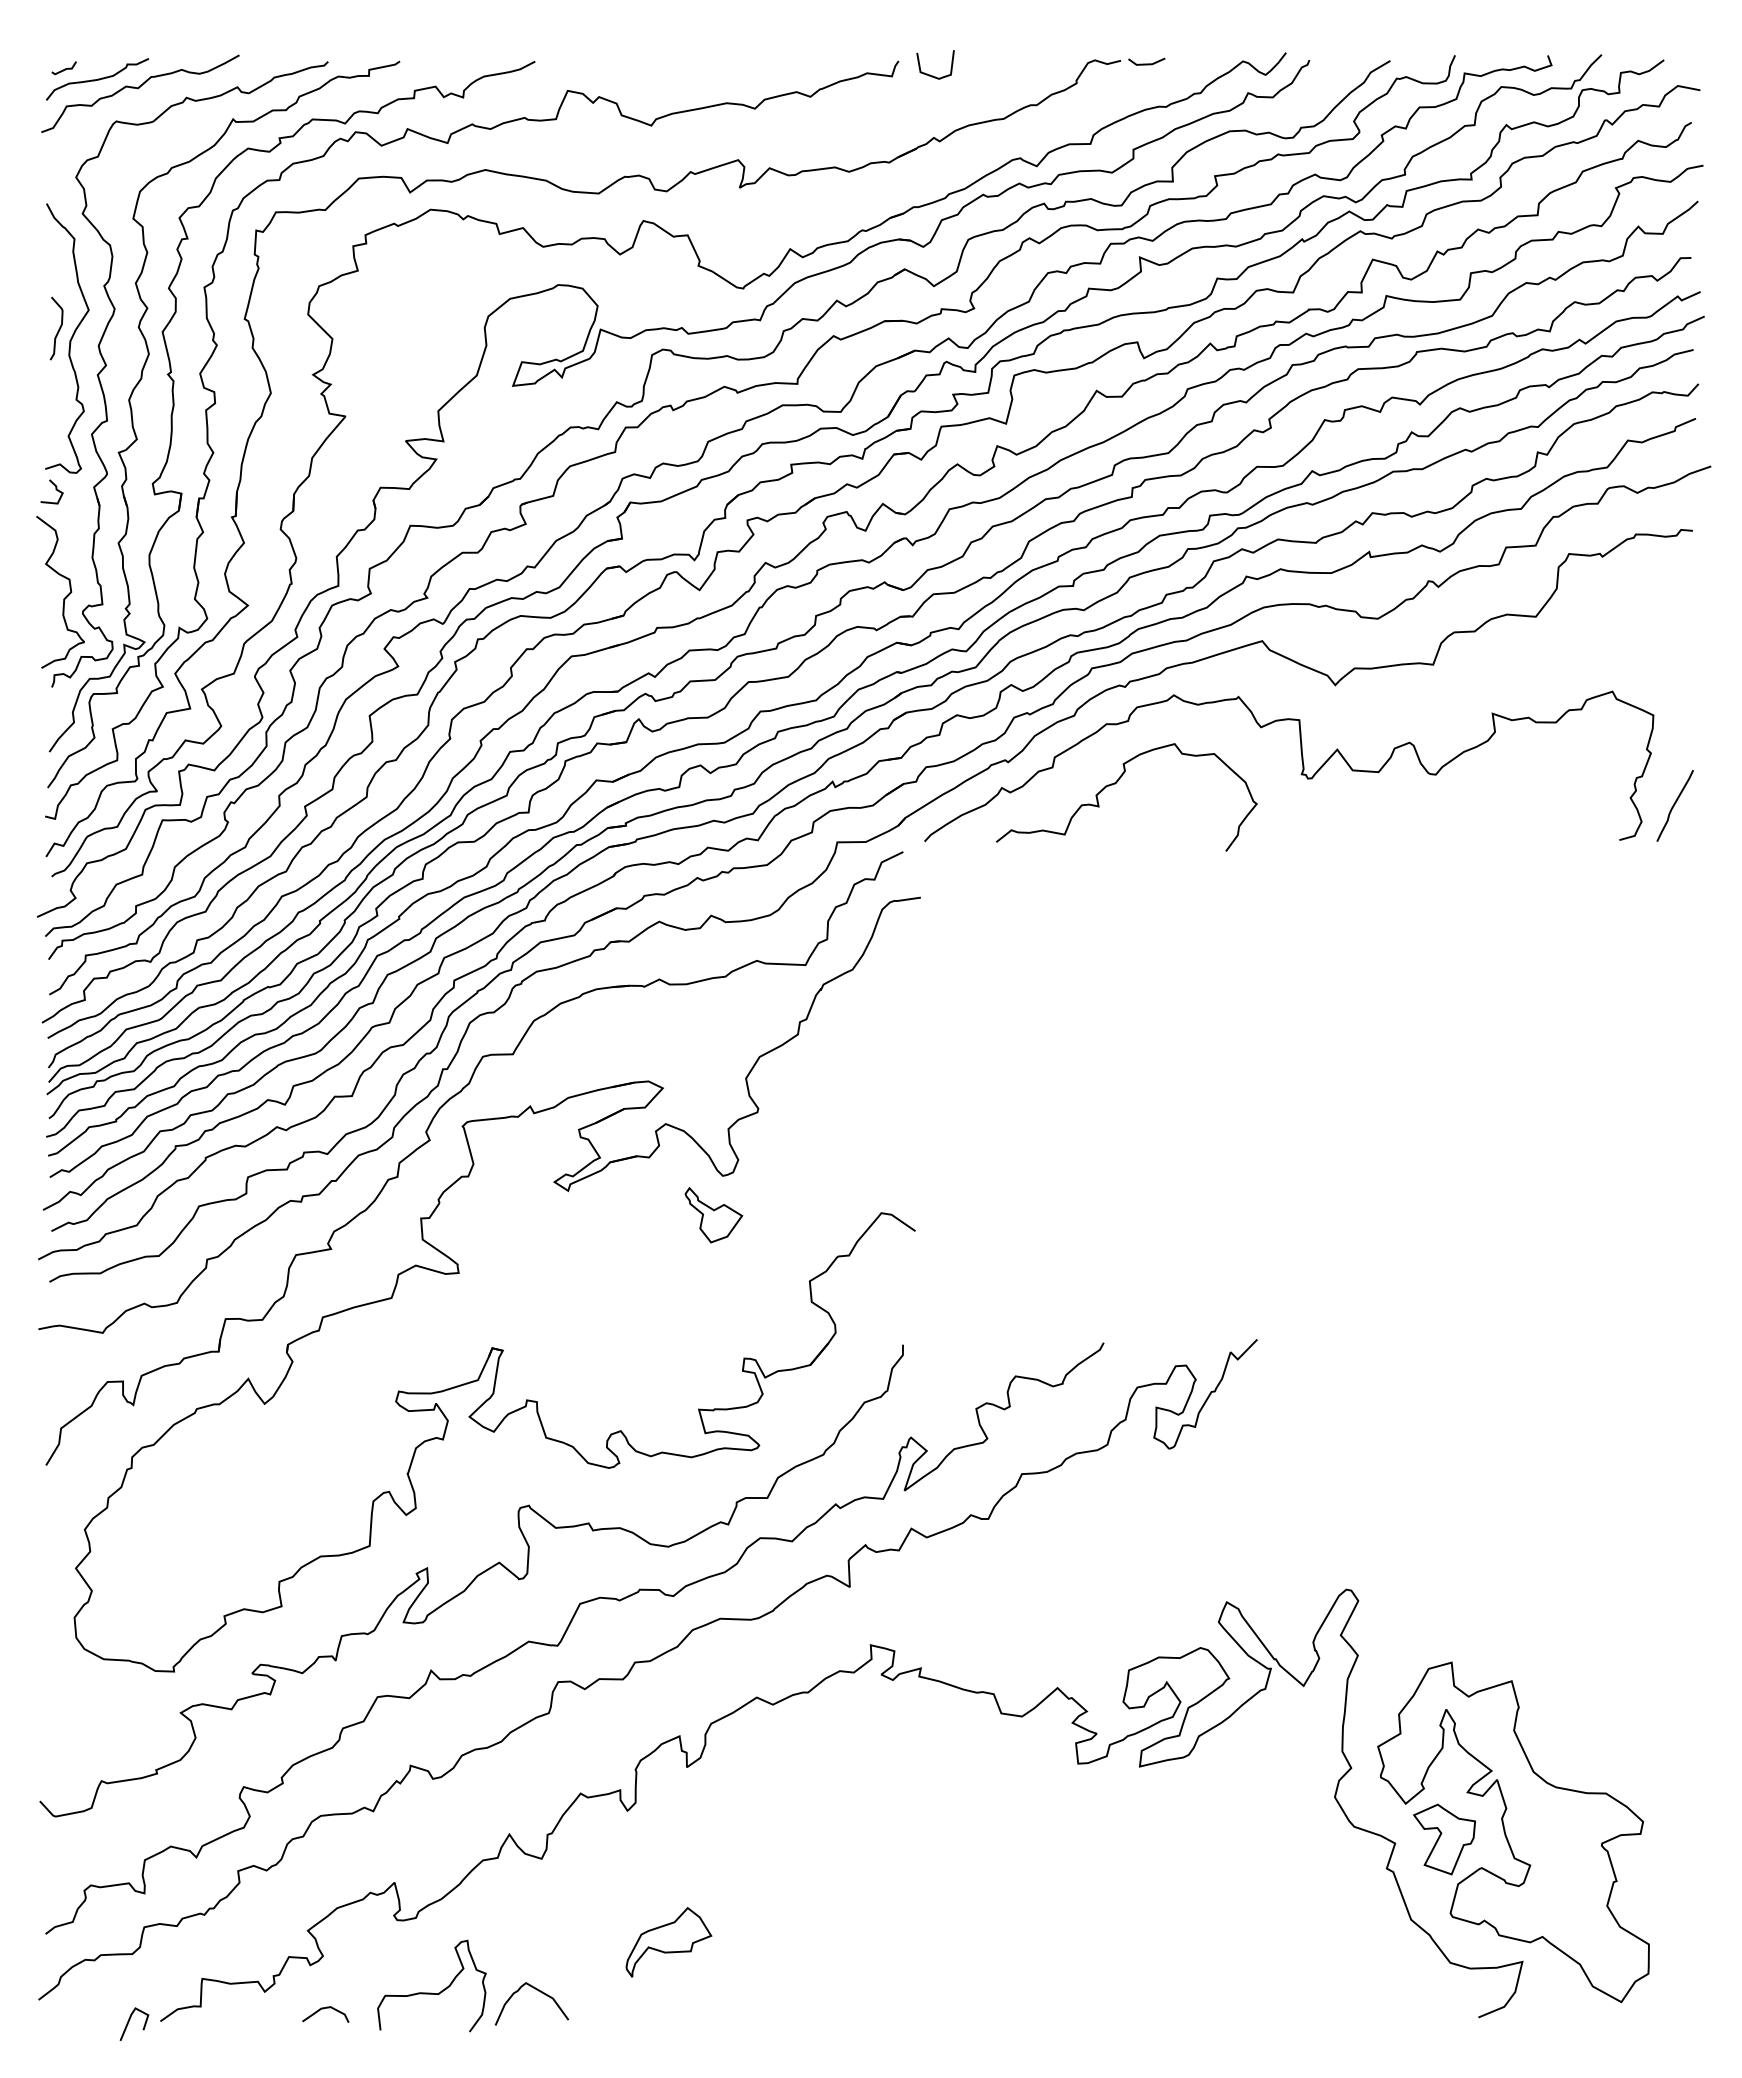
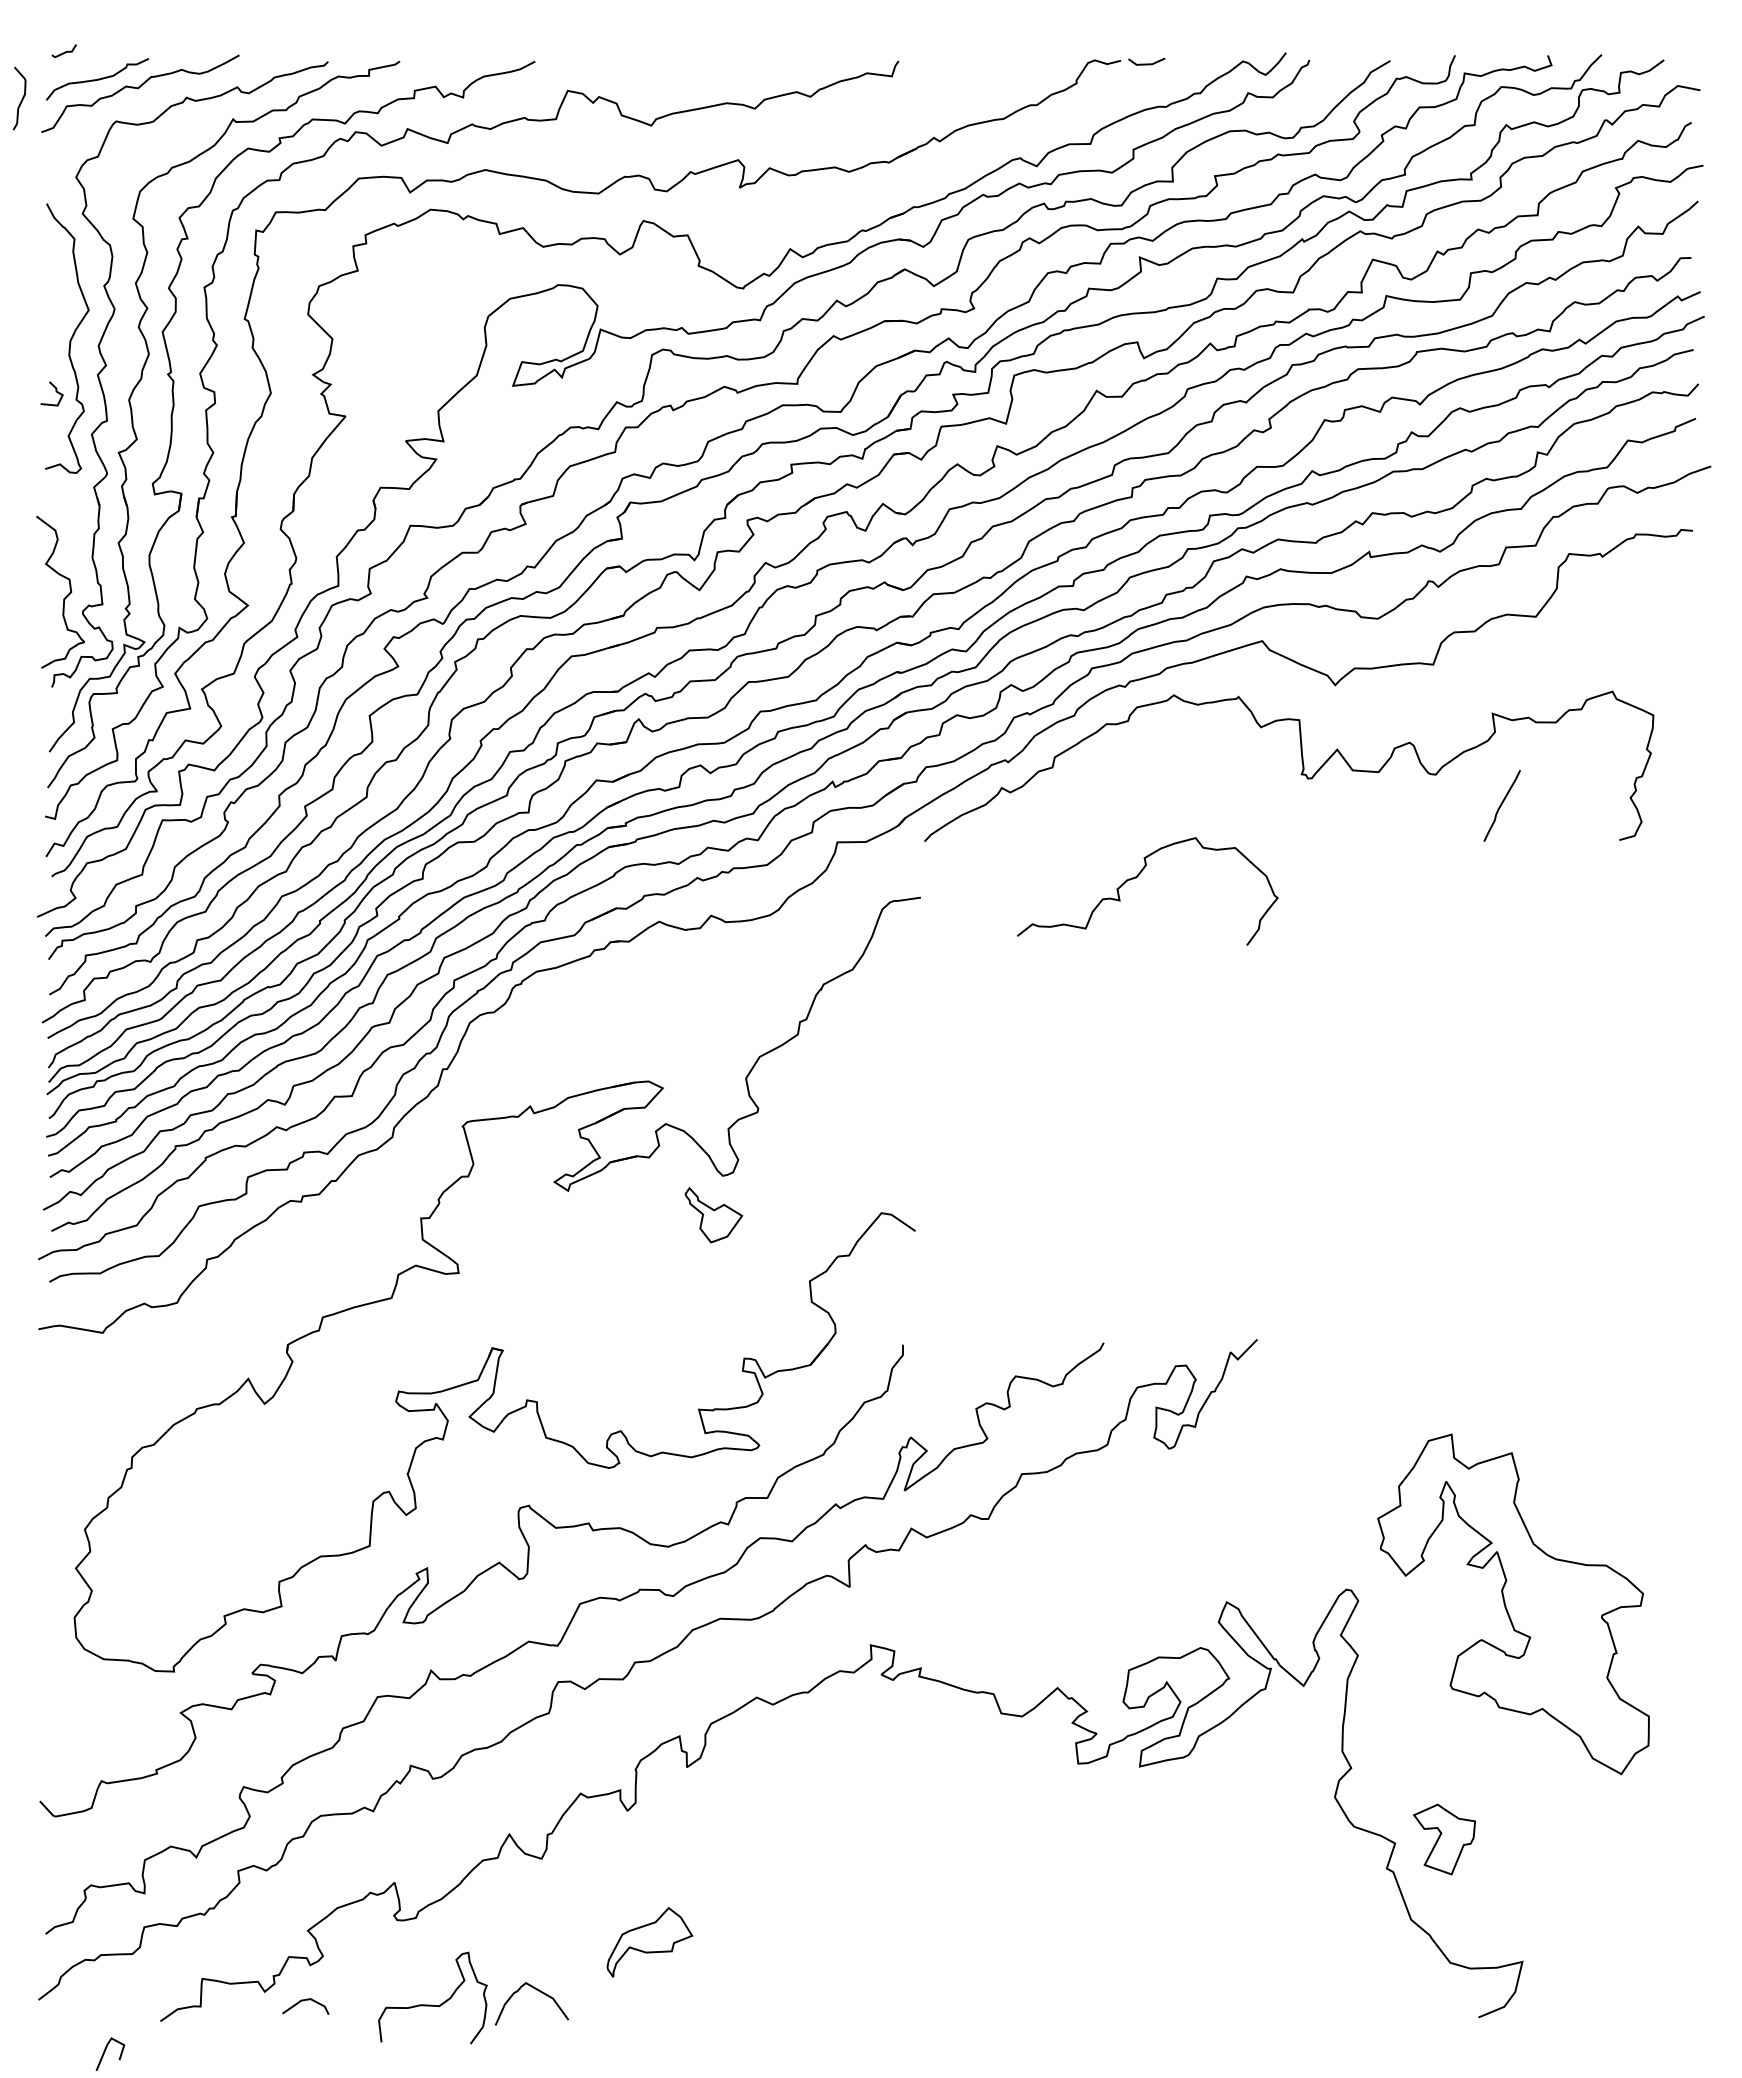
line position: (64, 68) -> (64, 51) (64, 51)
curve: present -> none (930, 74)
curve position: (58, 329) -> (21, 99) (21, 99)
curve position: (55, 489) -> (55, 391) (55, 391)
curve position: (1115, 784) -> (1136, 878) (1136, 878)
curve position: (1674, 805) -> (1501, 805) (1501, 805)
part: present -> none (430, 1140)
part position: (1513, 1832) -> (1513, 1604) (1513, 1604)
part position: (668, 1942) -> (649, 1942) (649, 1942)
curve position: (431, 1992) -> (432, 2004) (432, 2004)
curve position: (323, 2009) -> (303, 2001) (303, 2001)
line position: (129, 2022) -> (105, 2052) (105, 2052)
